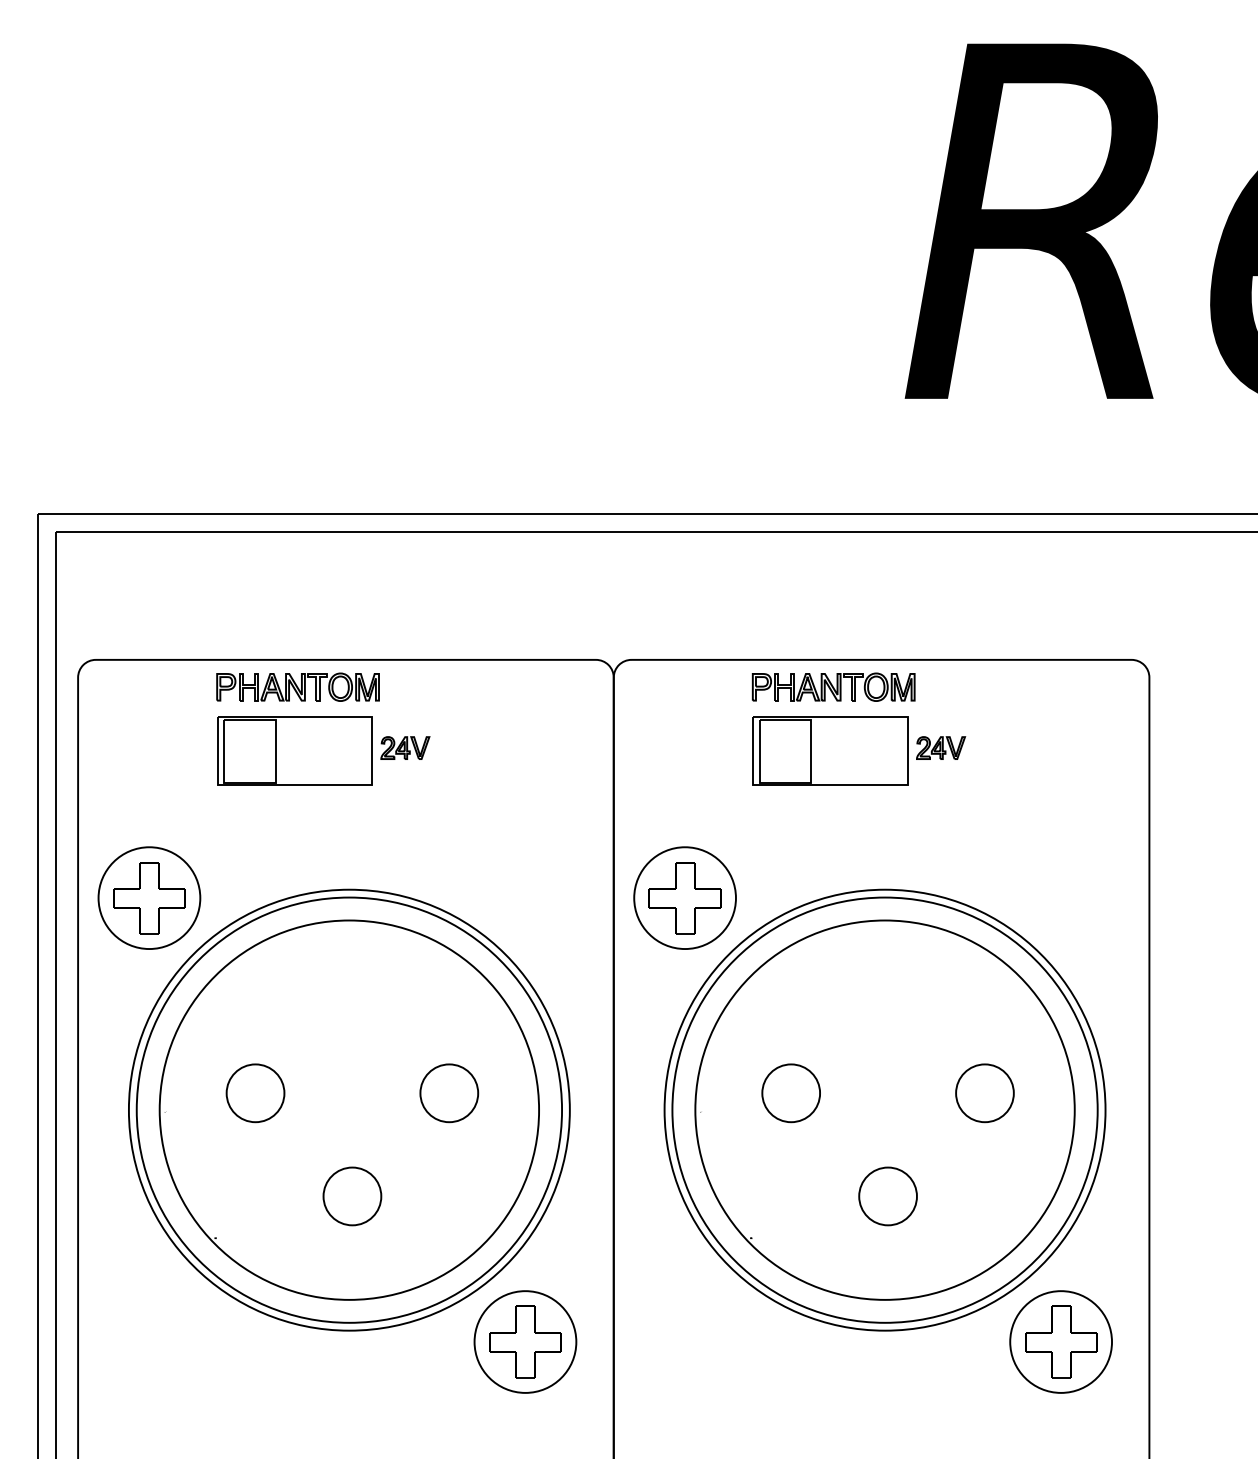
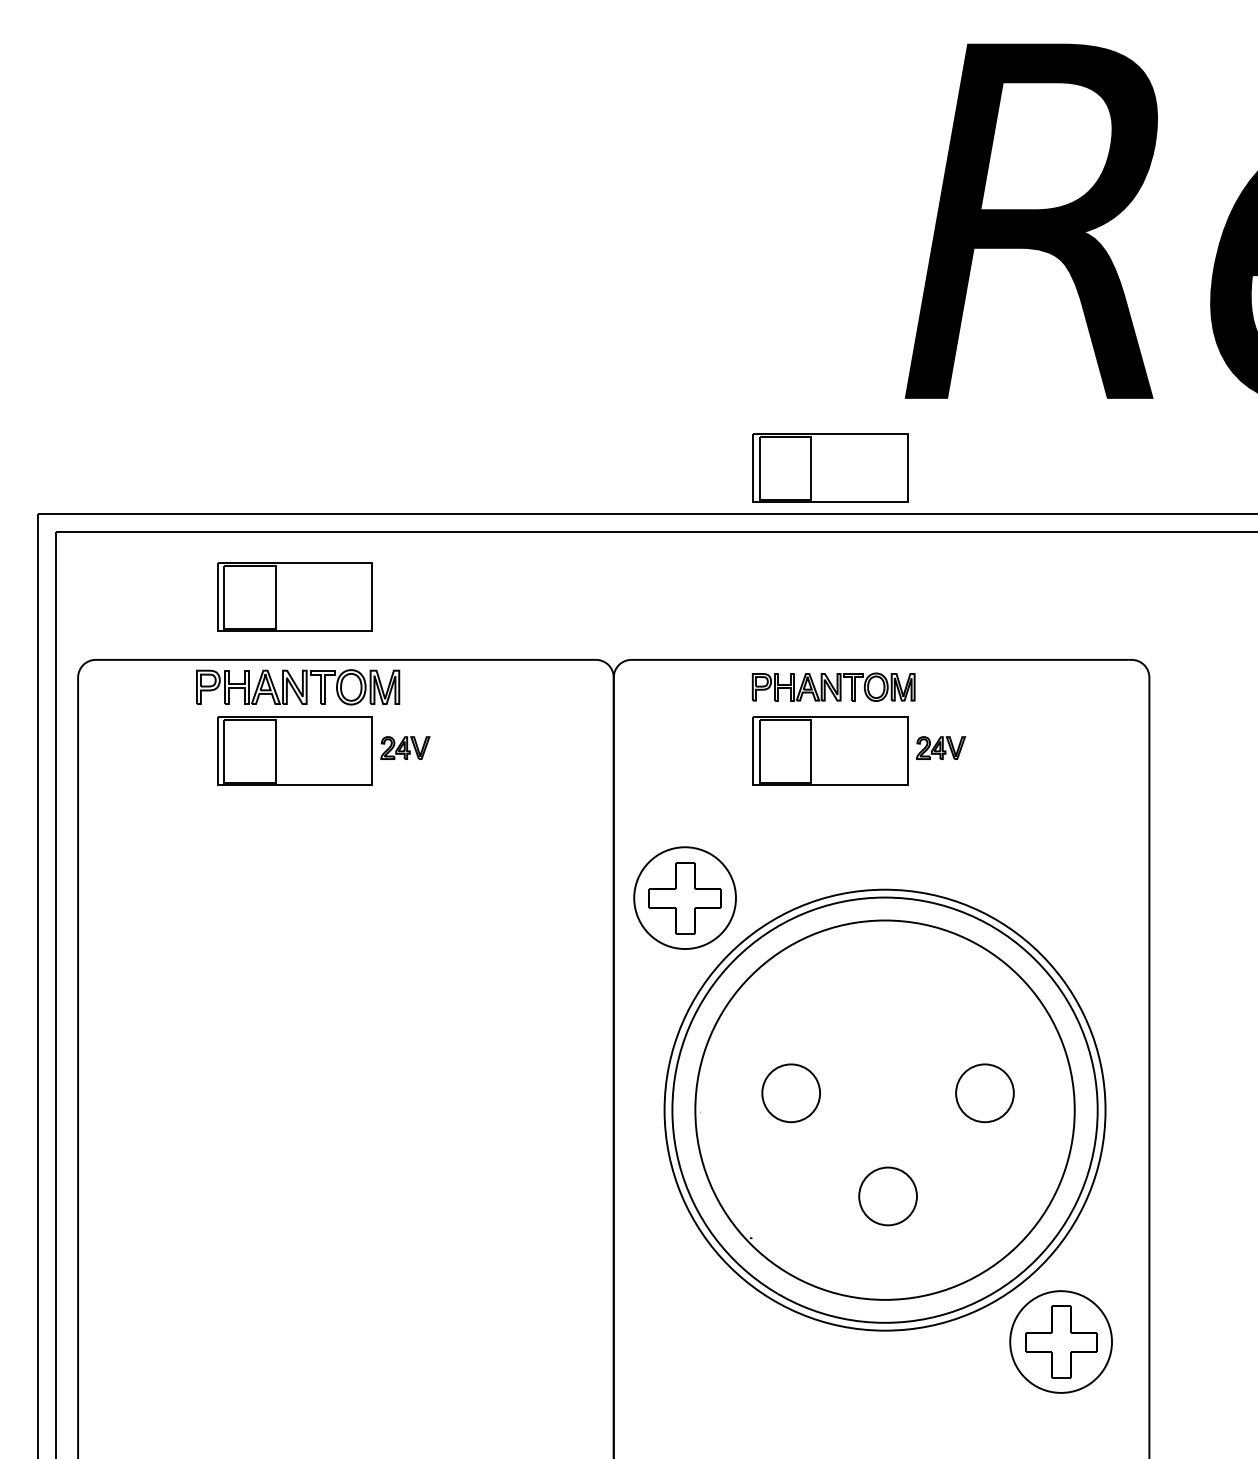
part: none -> present (830, 467)
part: none -> present (294, 596)
part size: 164x30 px -> 205x37 px (298, 687)
part: present -> none (337, 1119)
